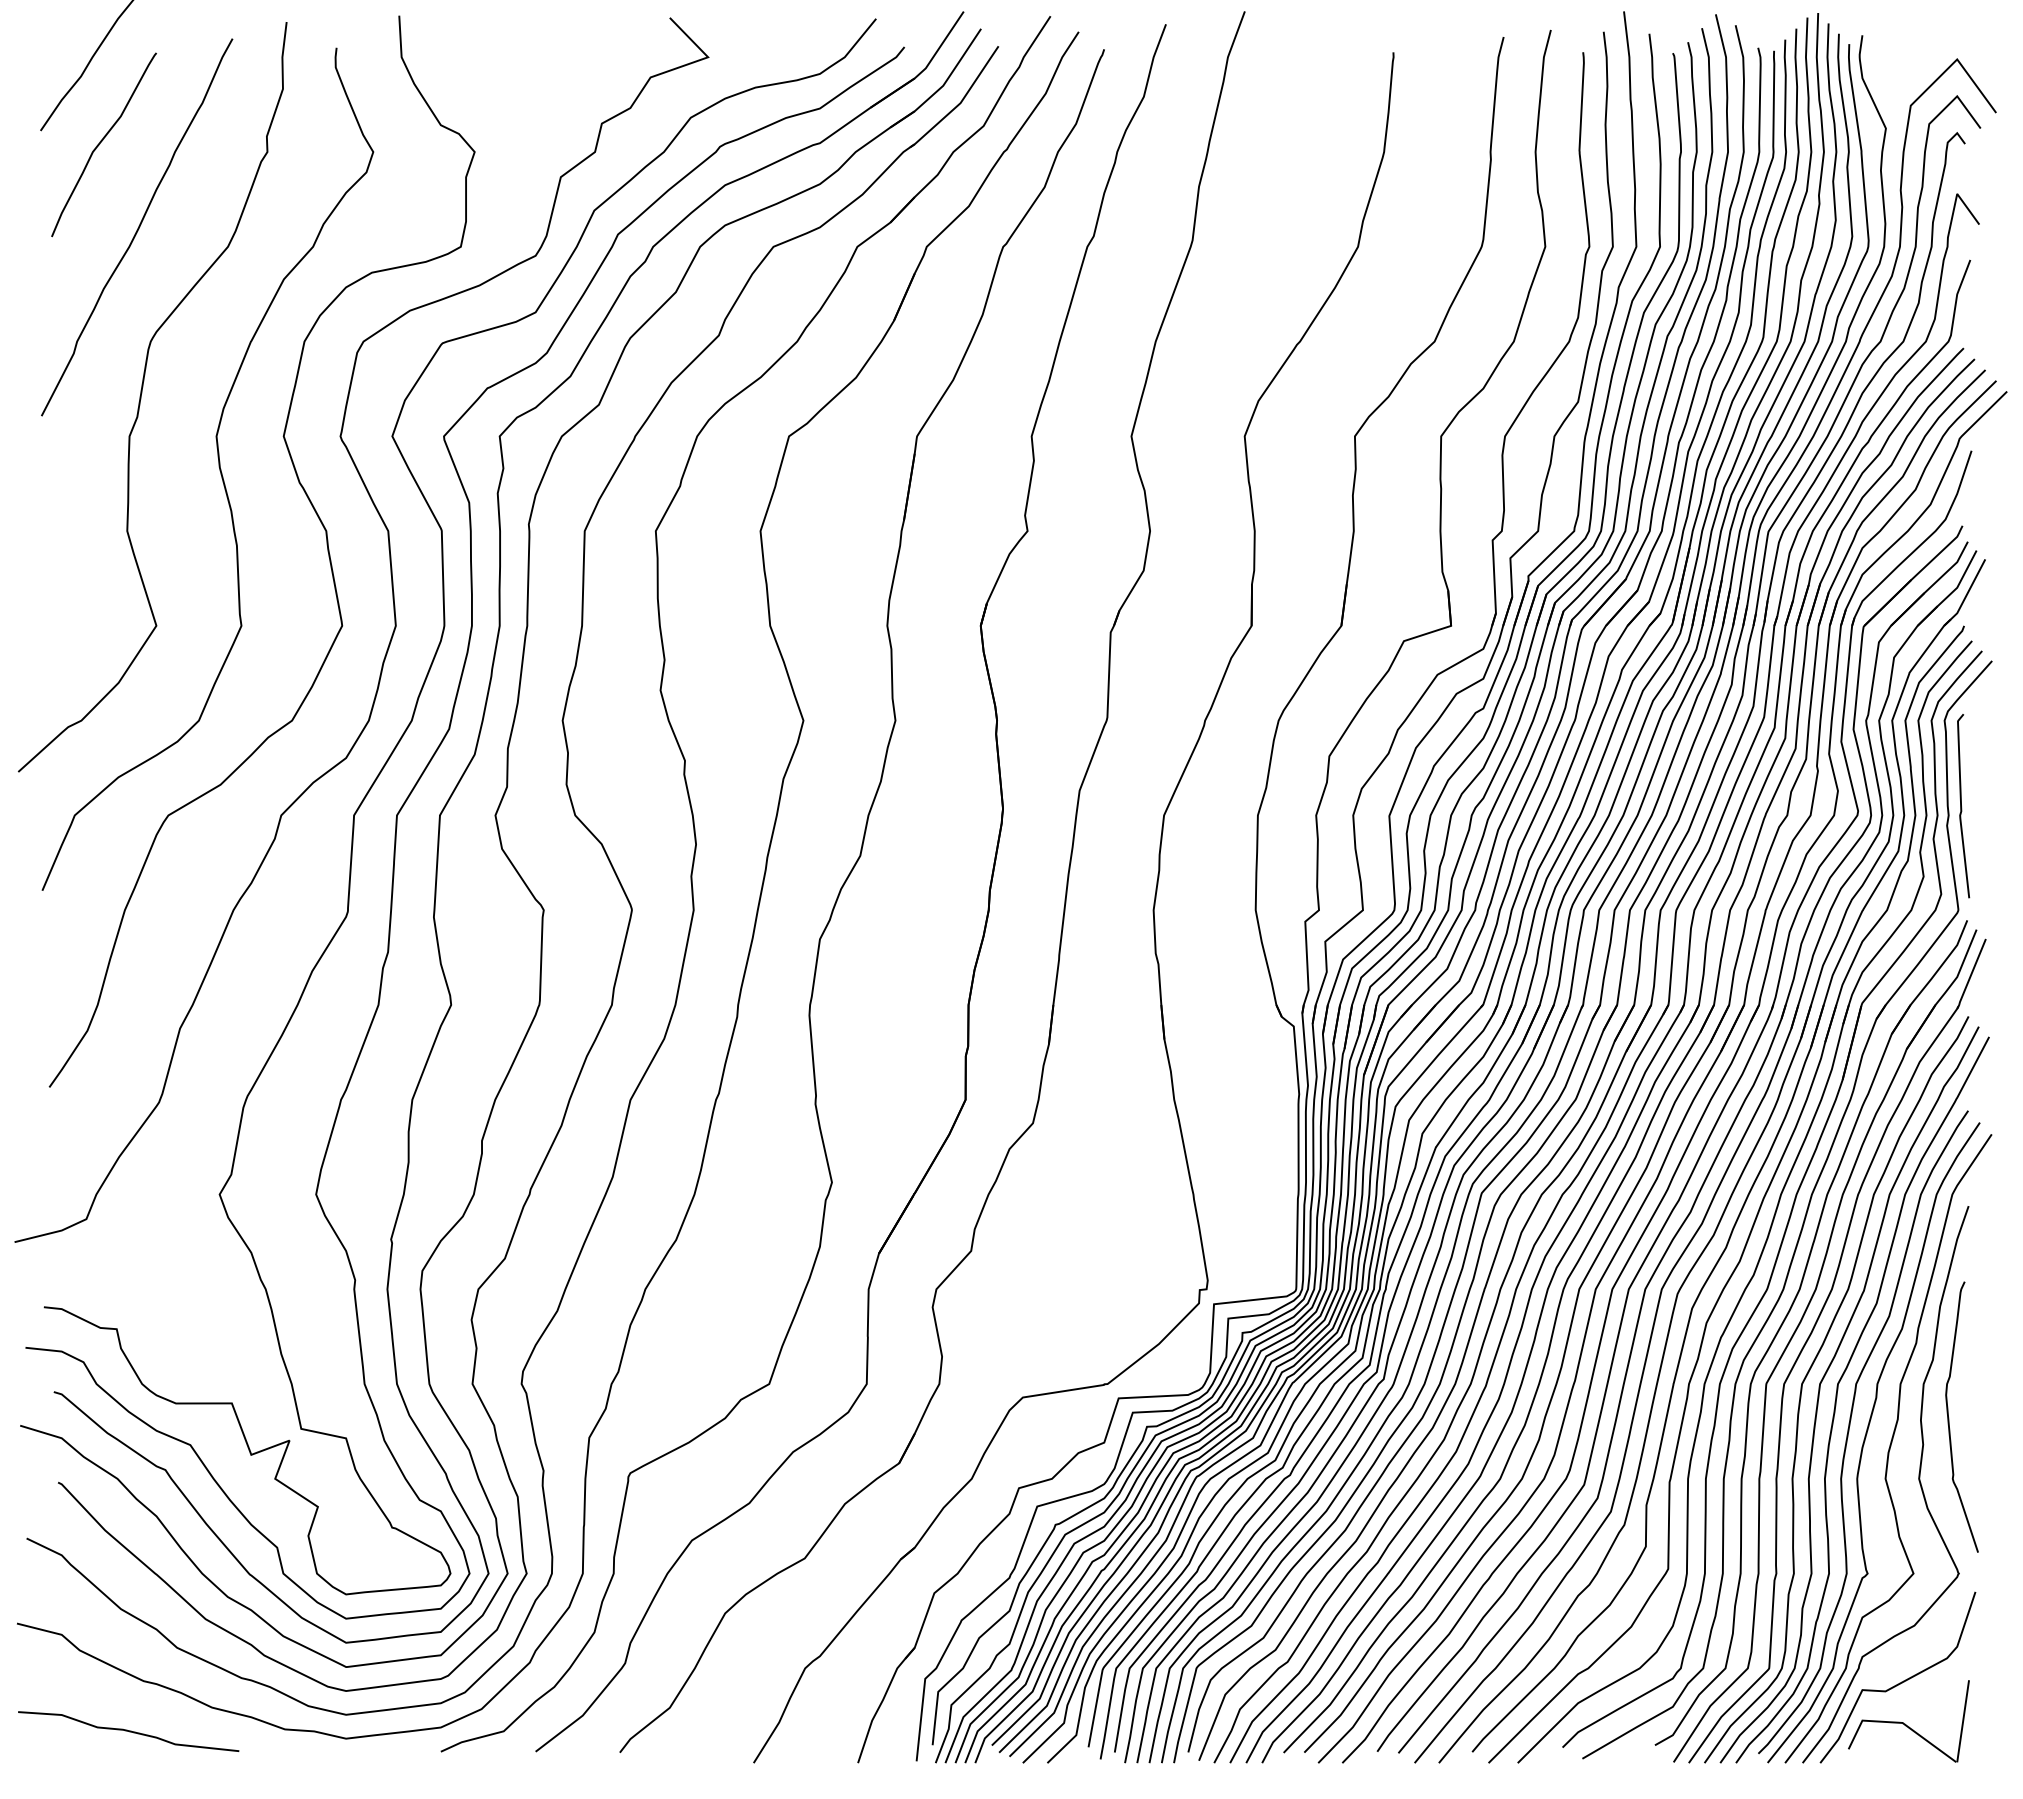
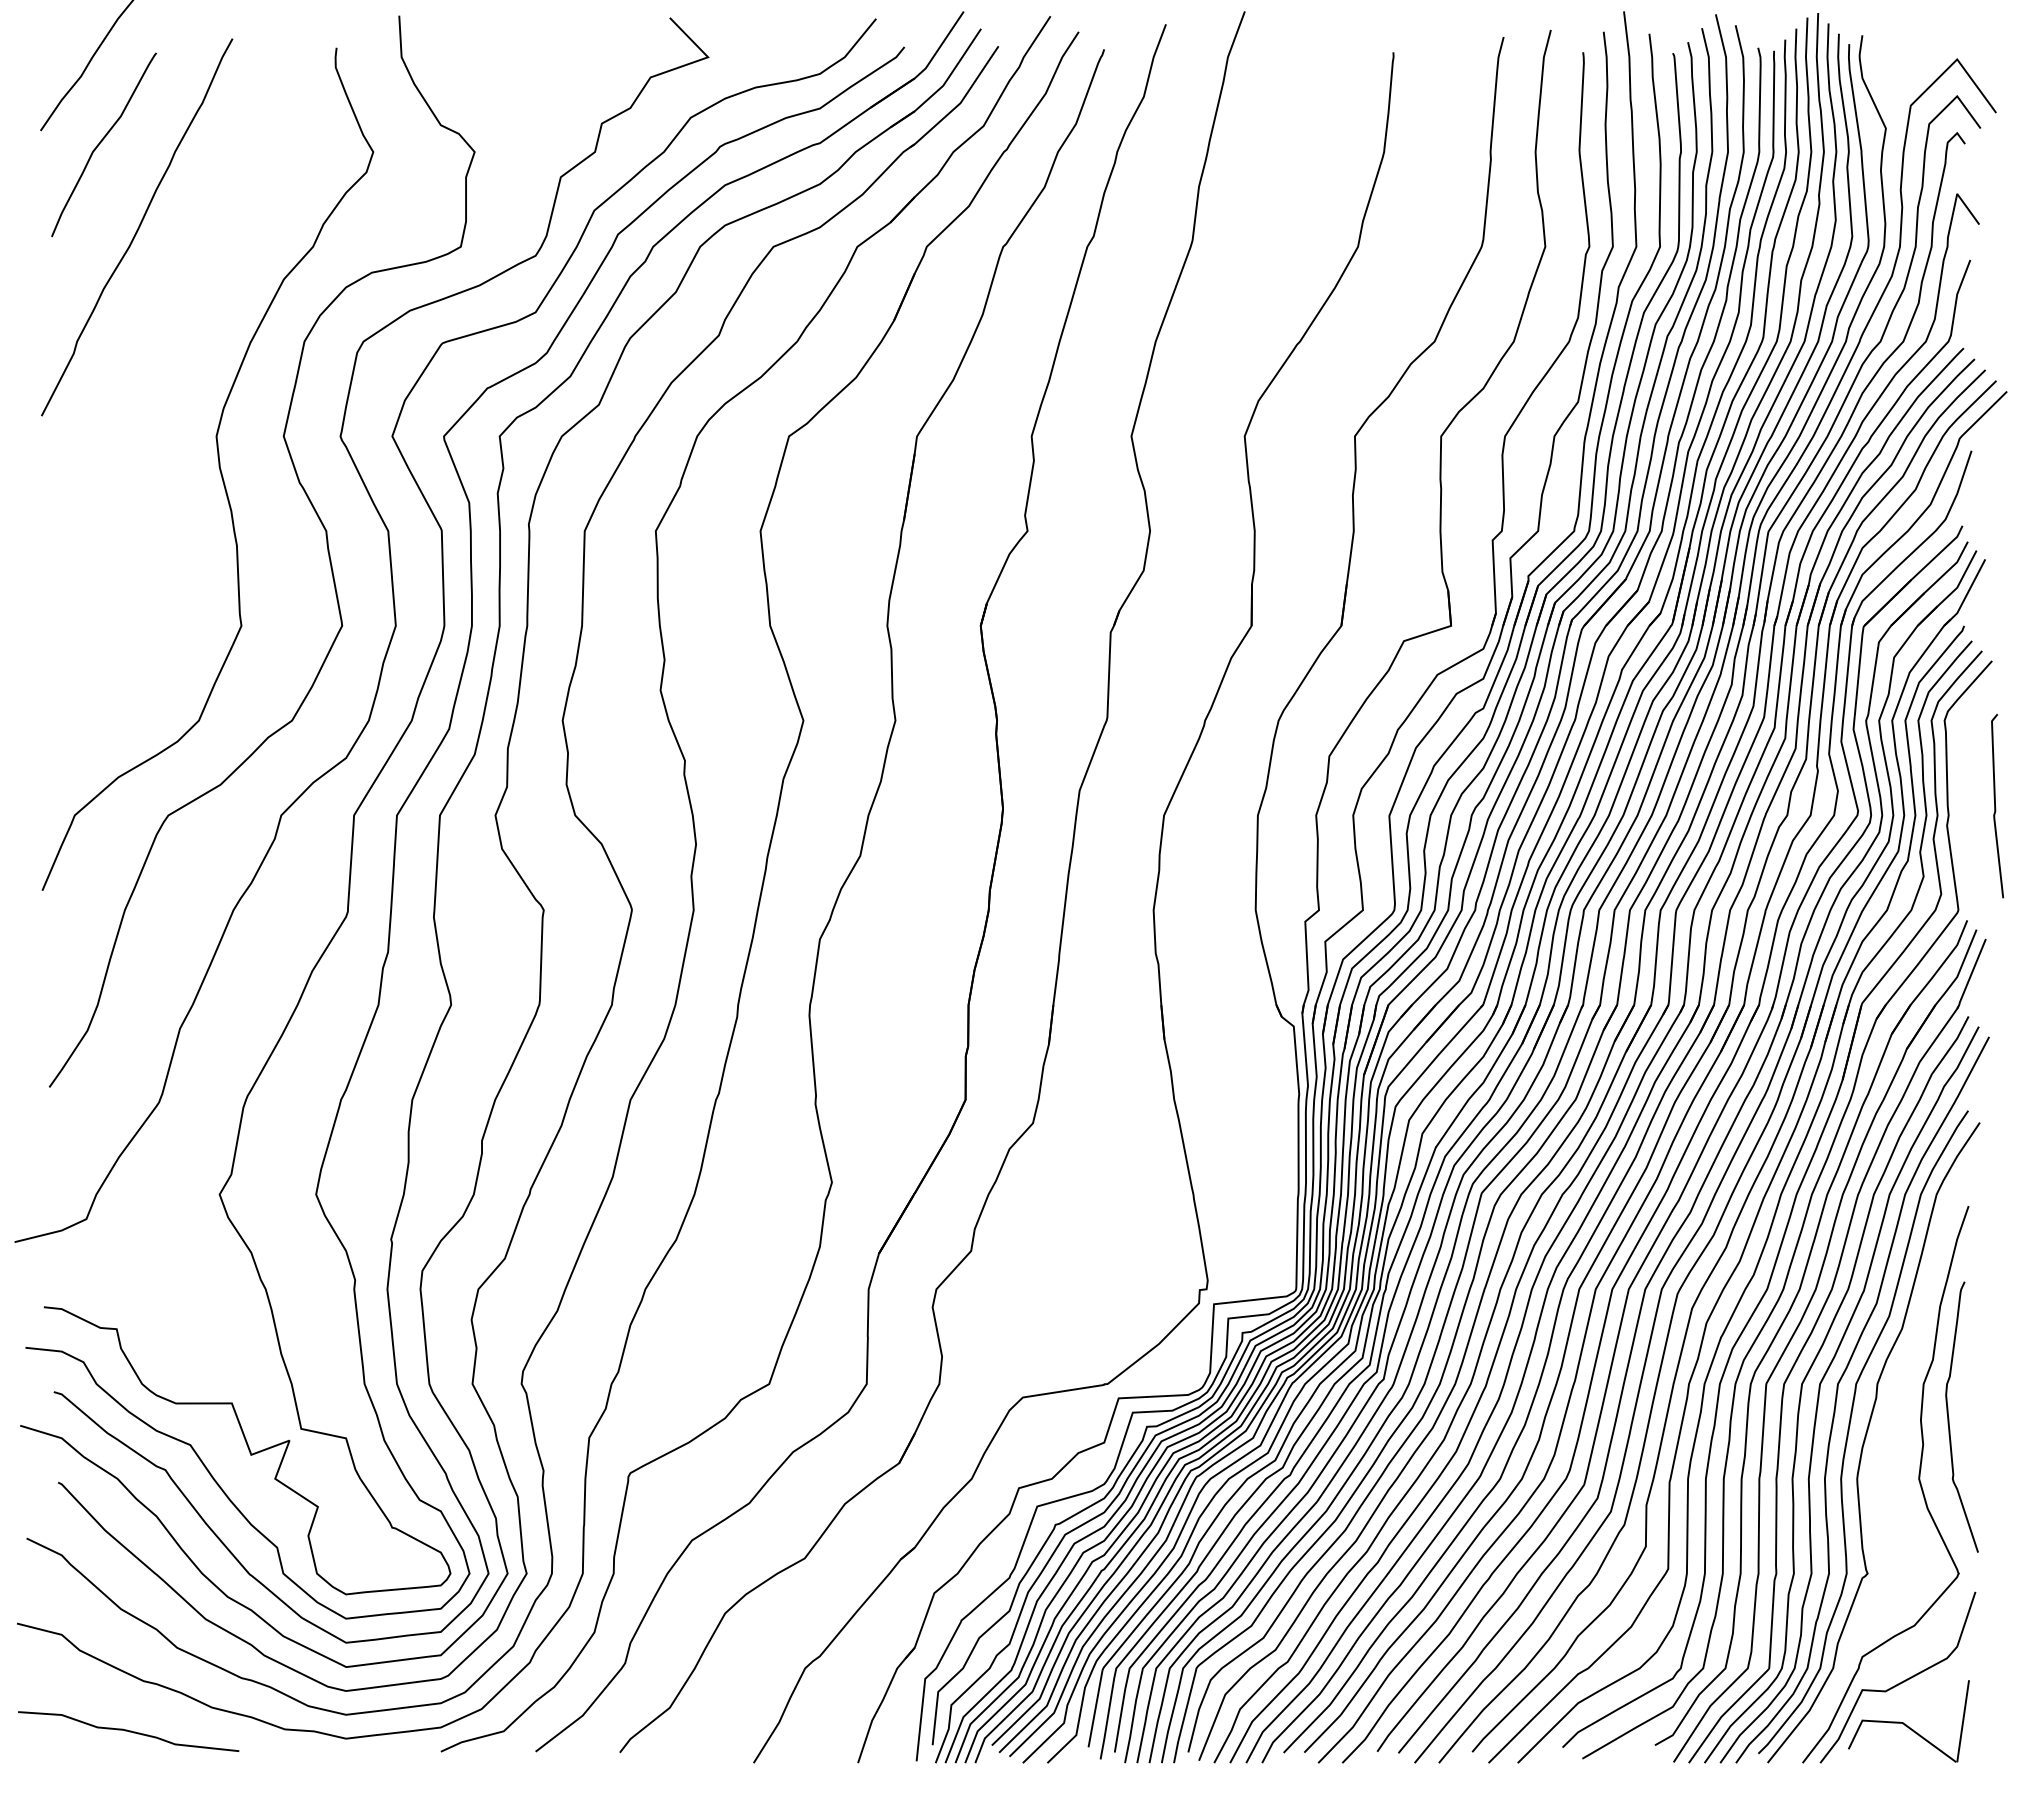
curve: present -> none (142, 393)
curve position: (1962, 807) -> (1996, 807) (1996, 807)
curve: present -> none (1888, 1448)
